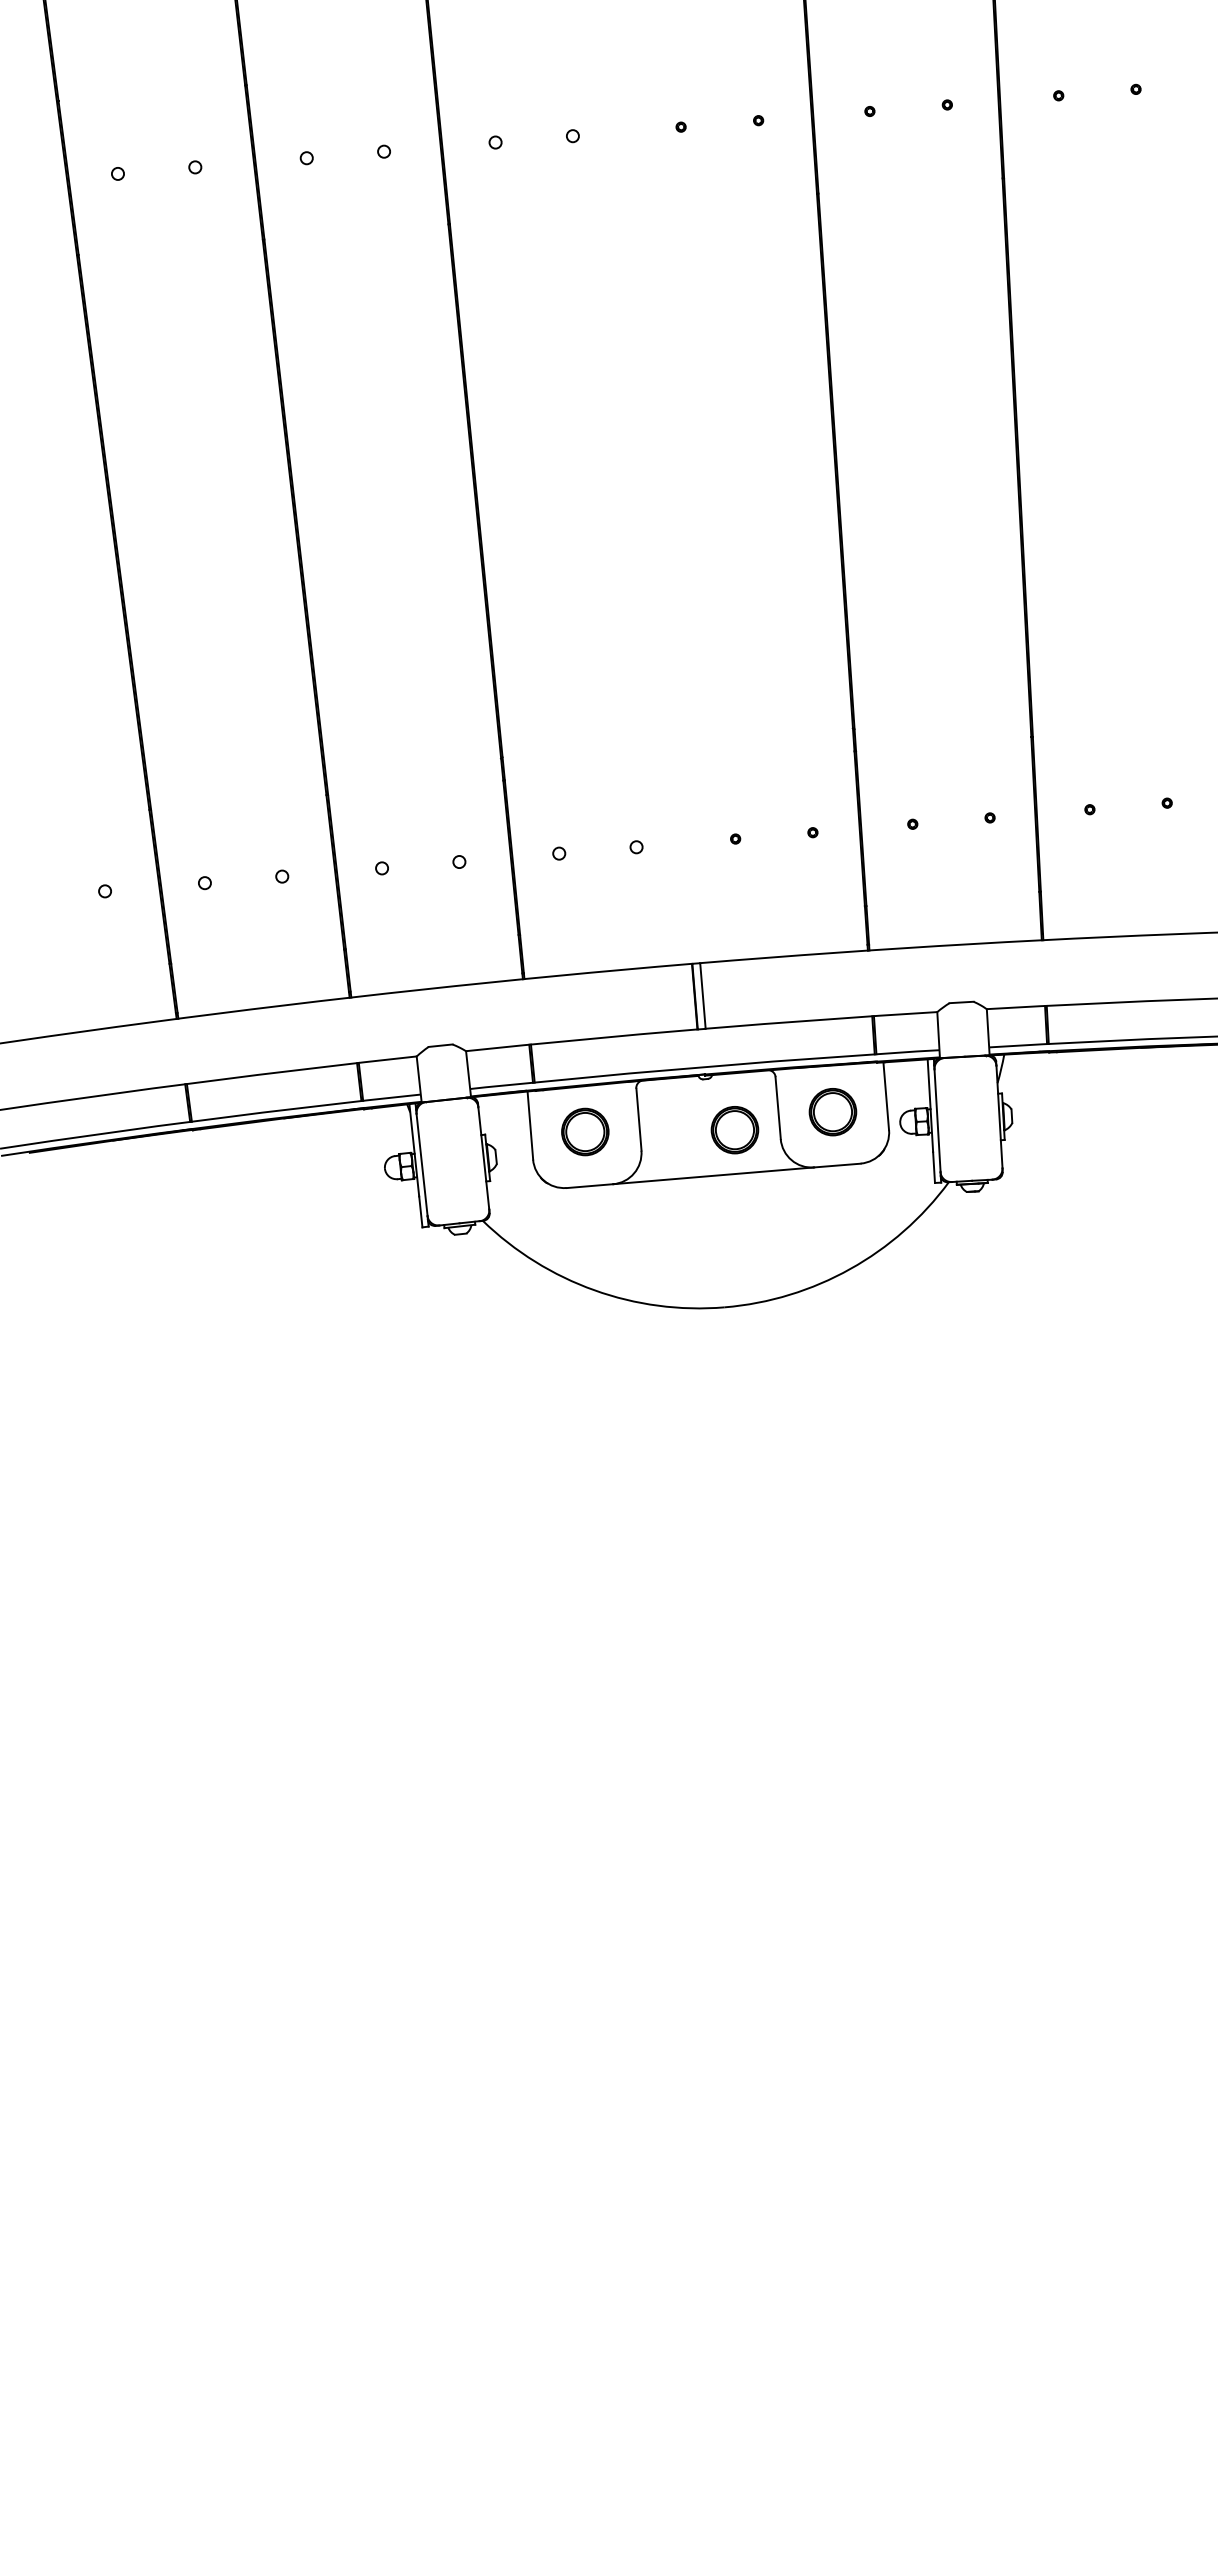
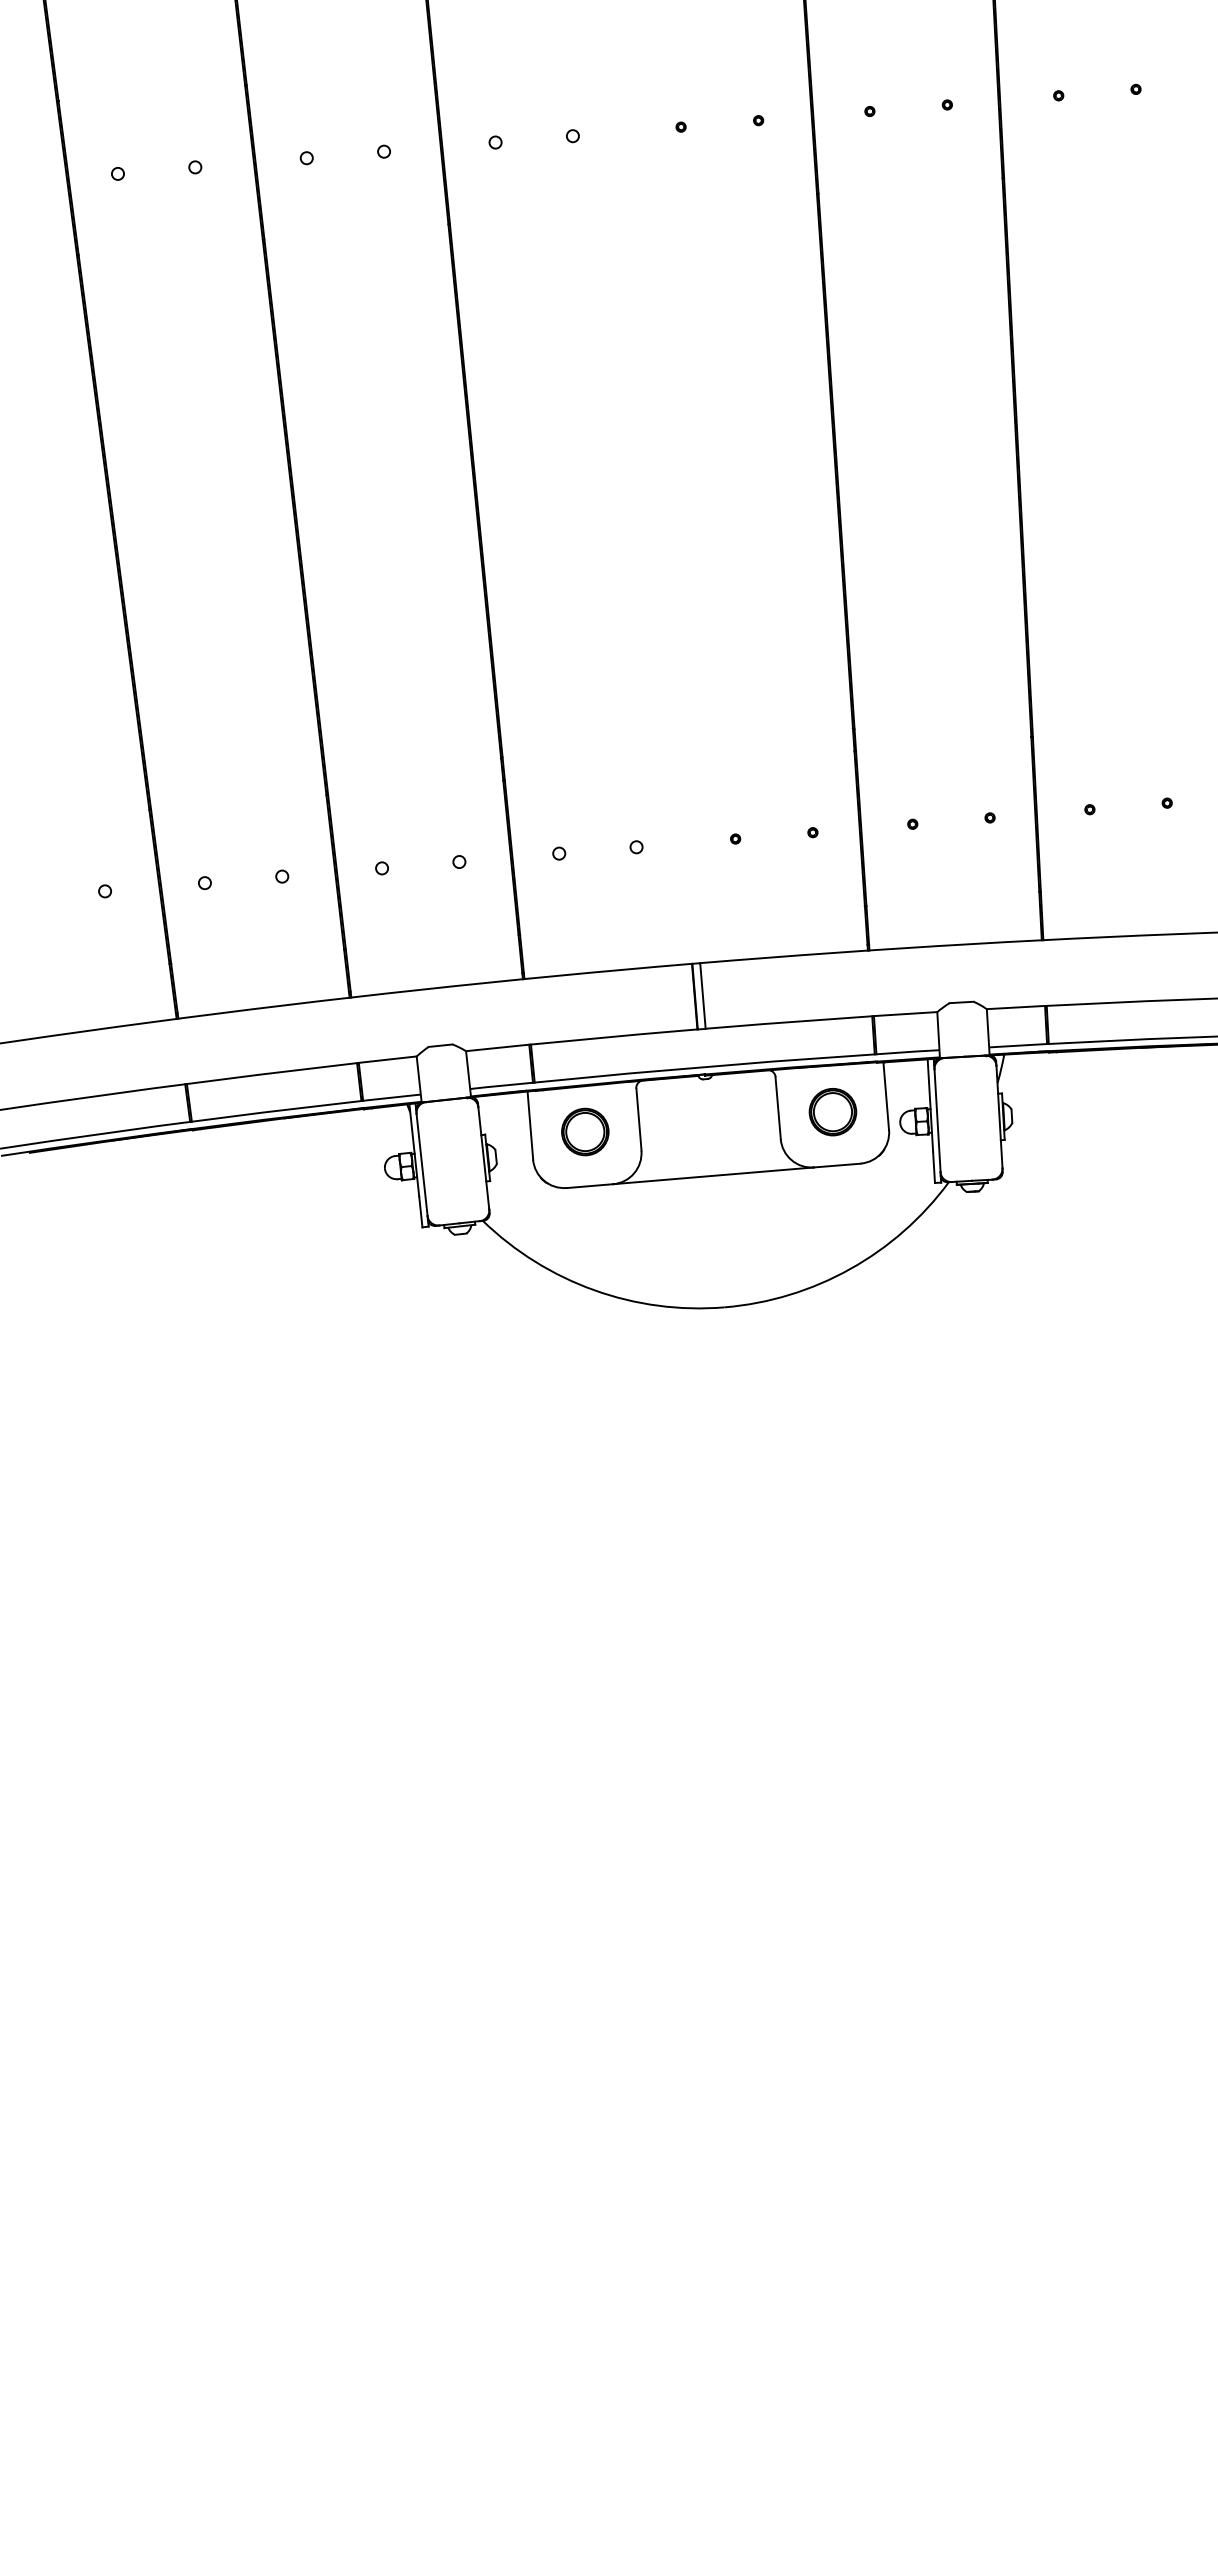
part: present -> none (734, 1130)
